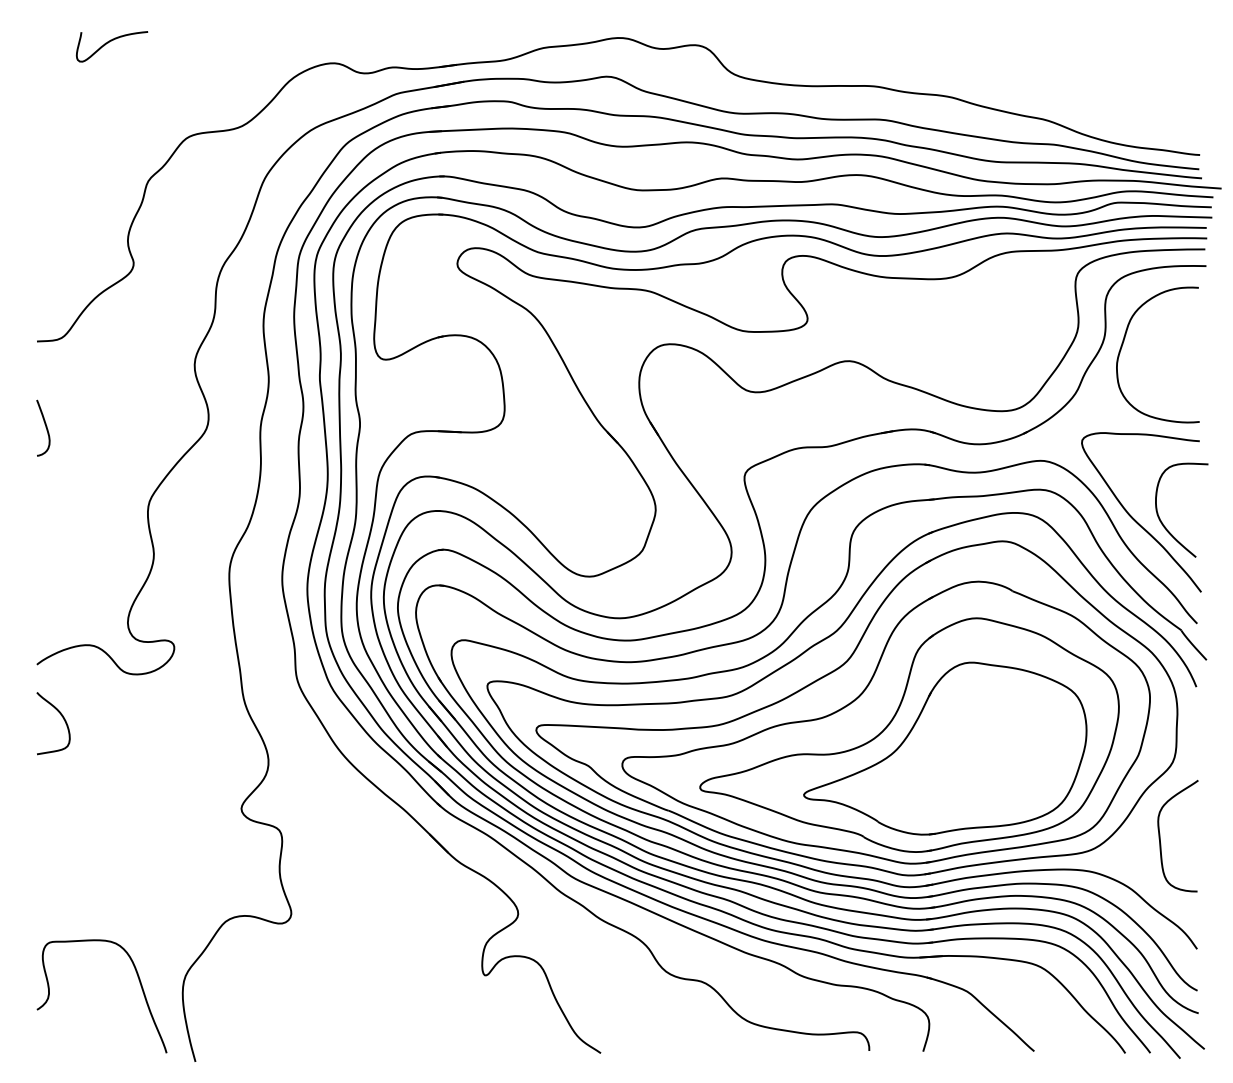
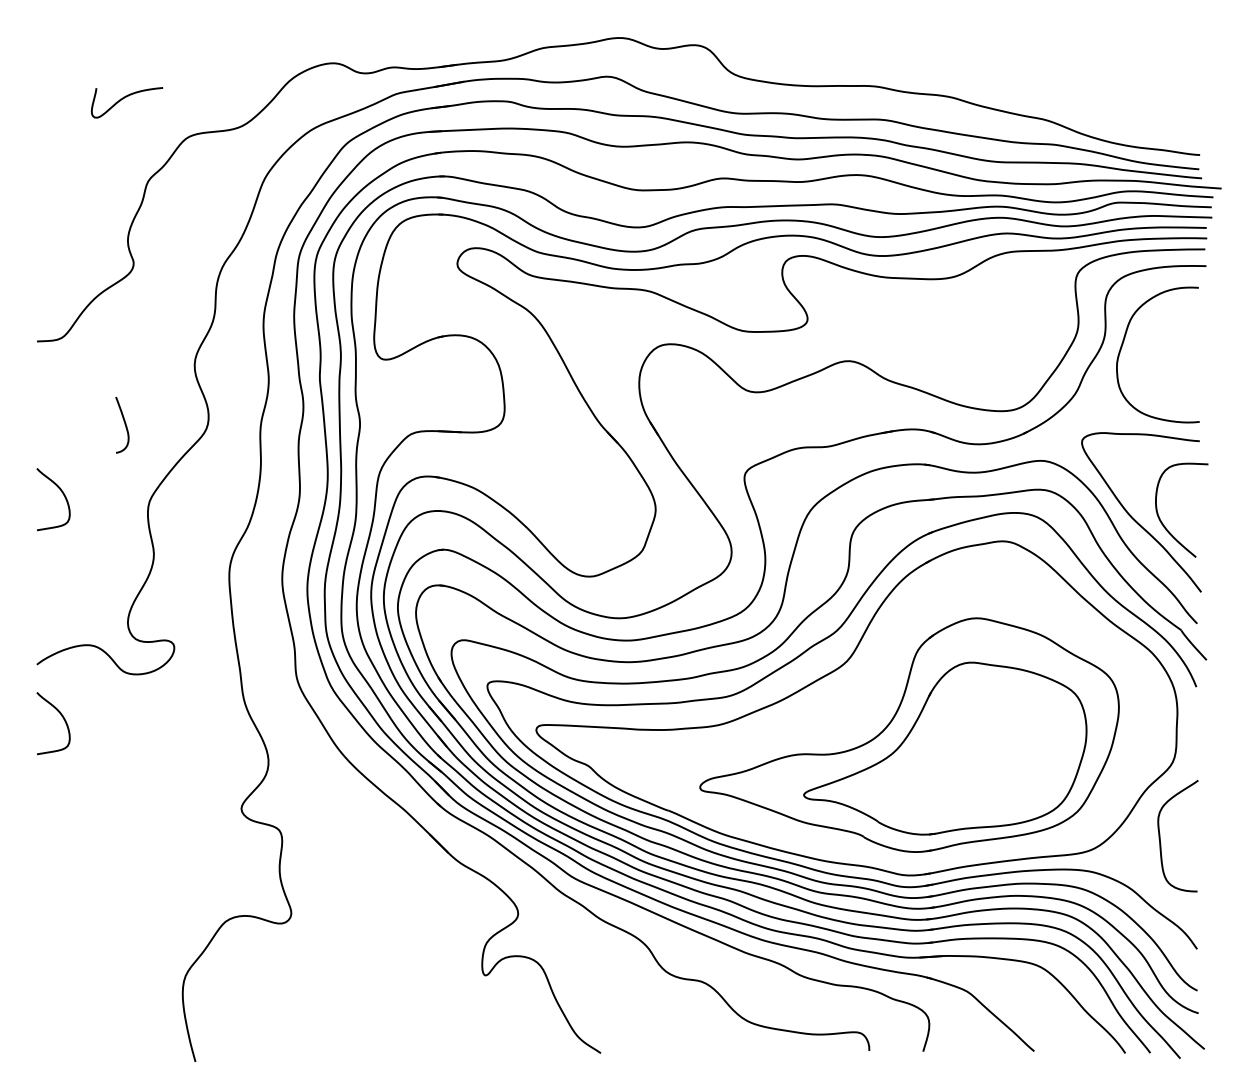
curve position: (108, 43) -> (123, 99) (123, 99)
curve position: (45, 427) -> (124, 424) (124, 424)
curve: none -> present (61, 492)
part: present -> none (885, 722)
curve: present -> none (139, 983)
